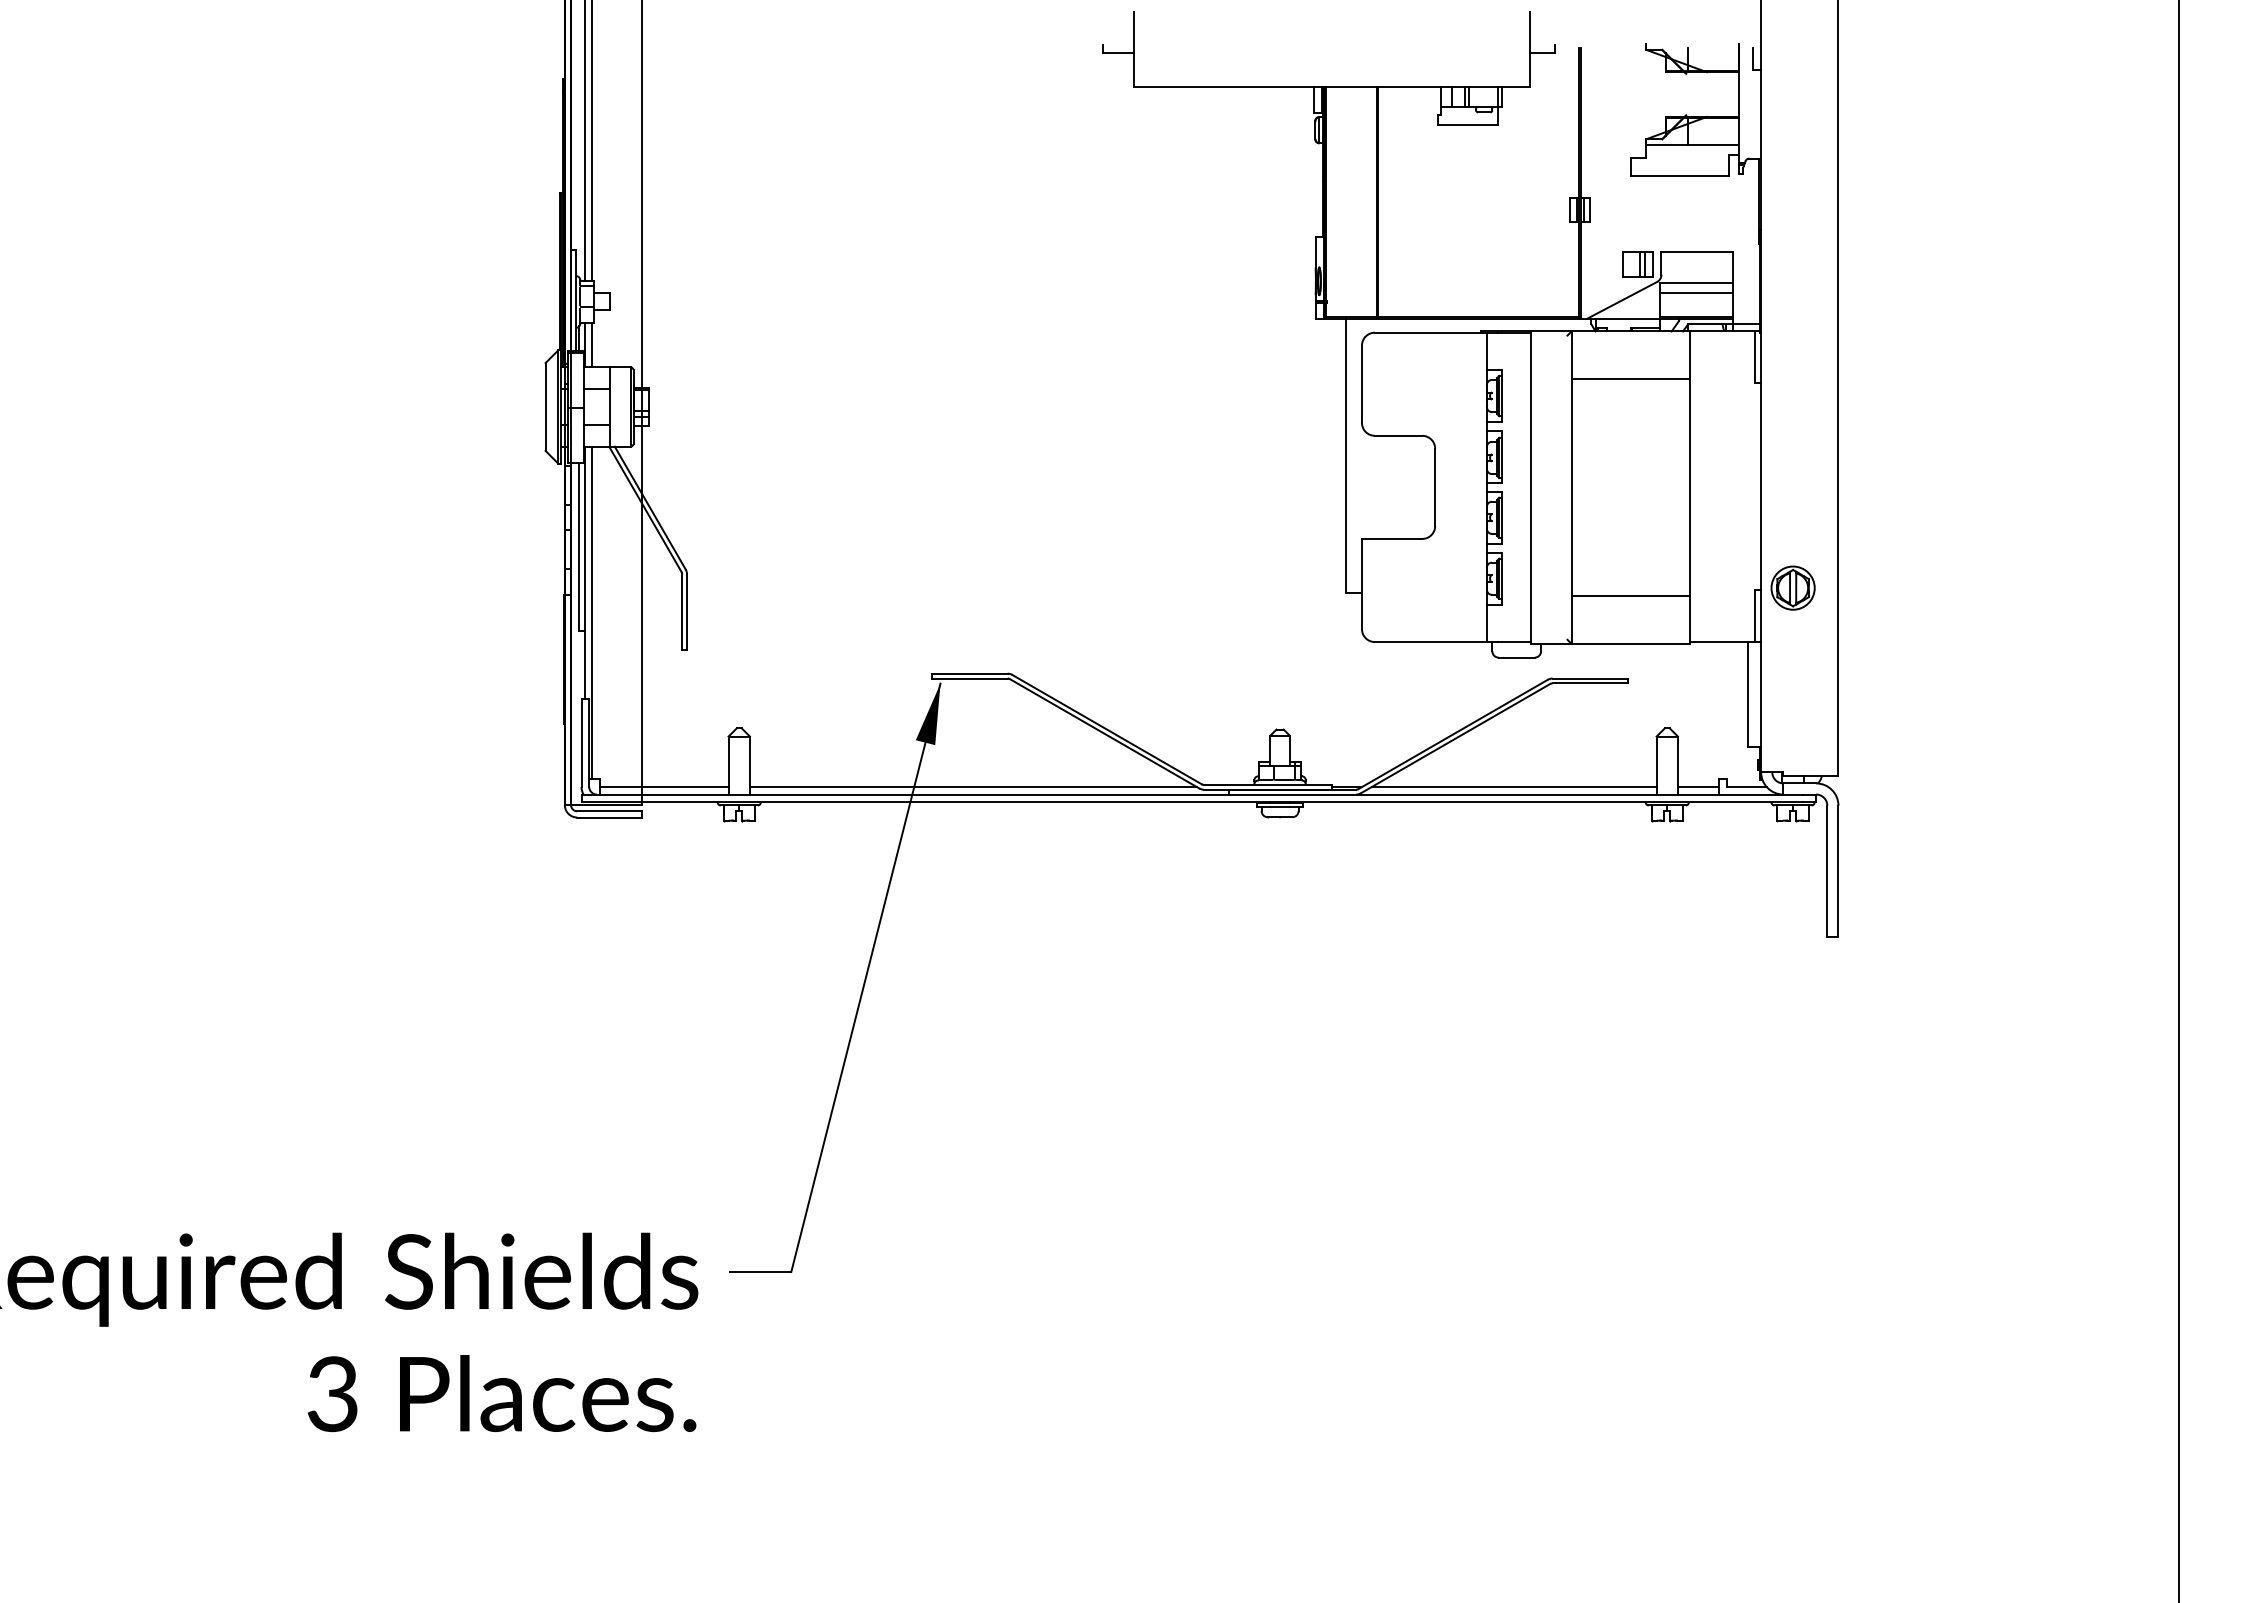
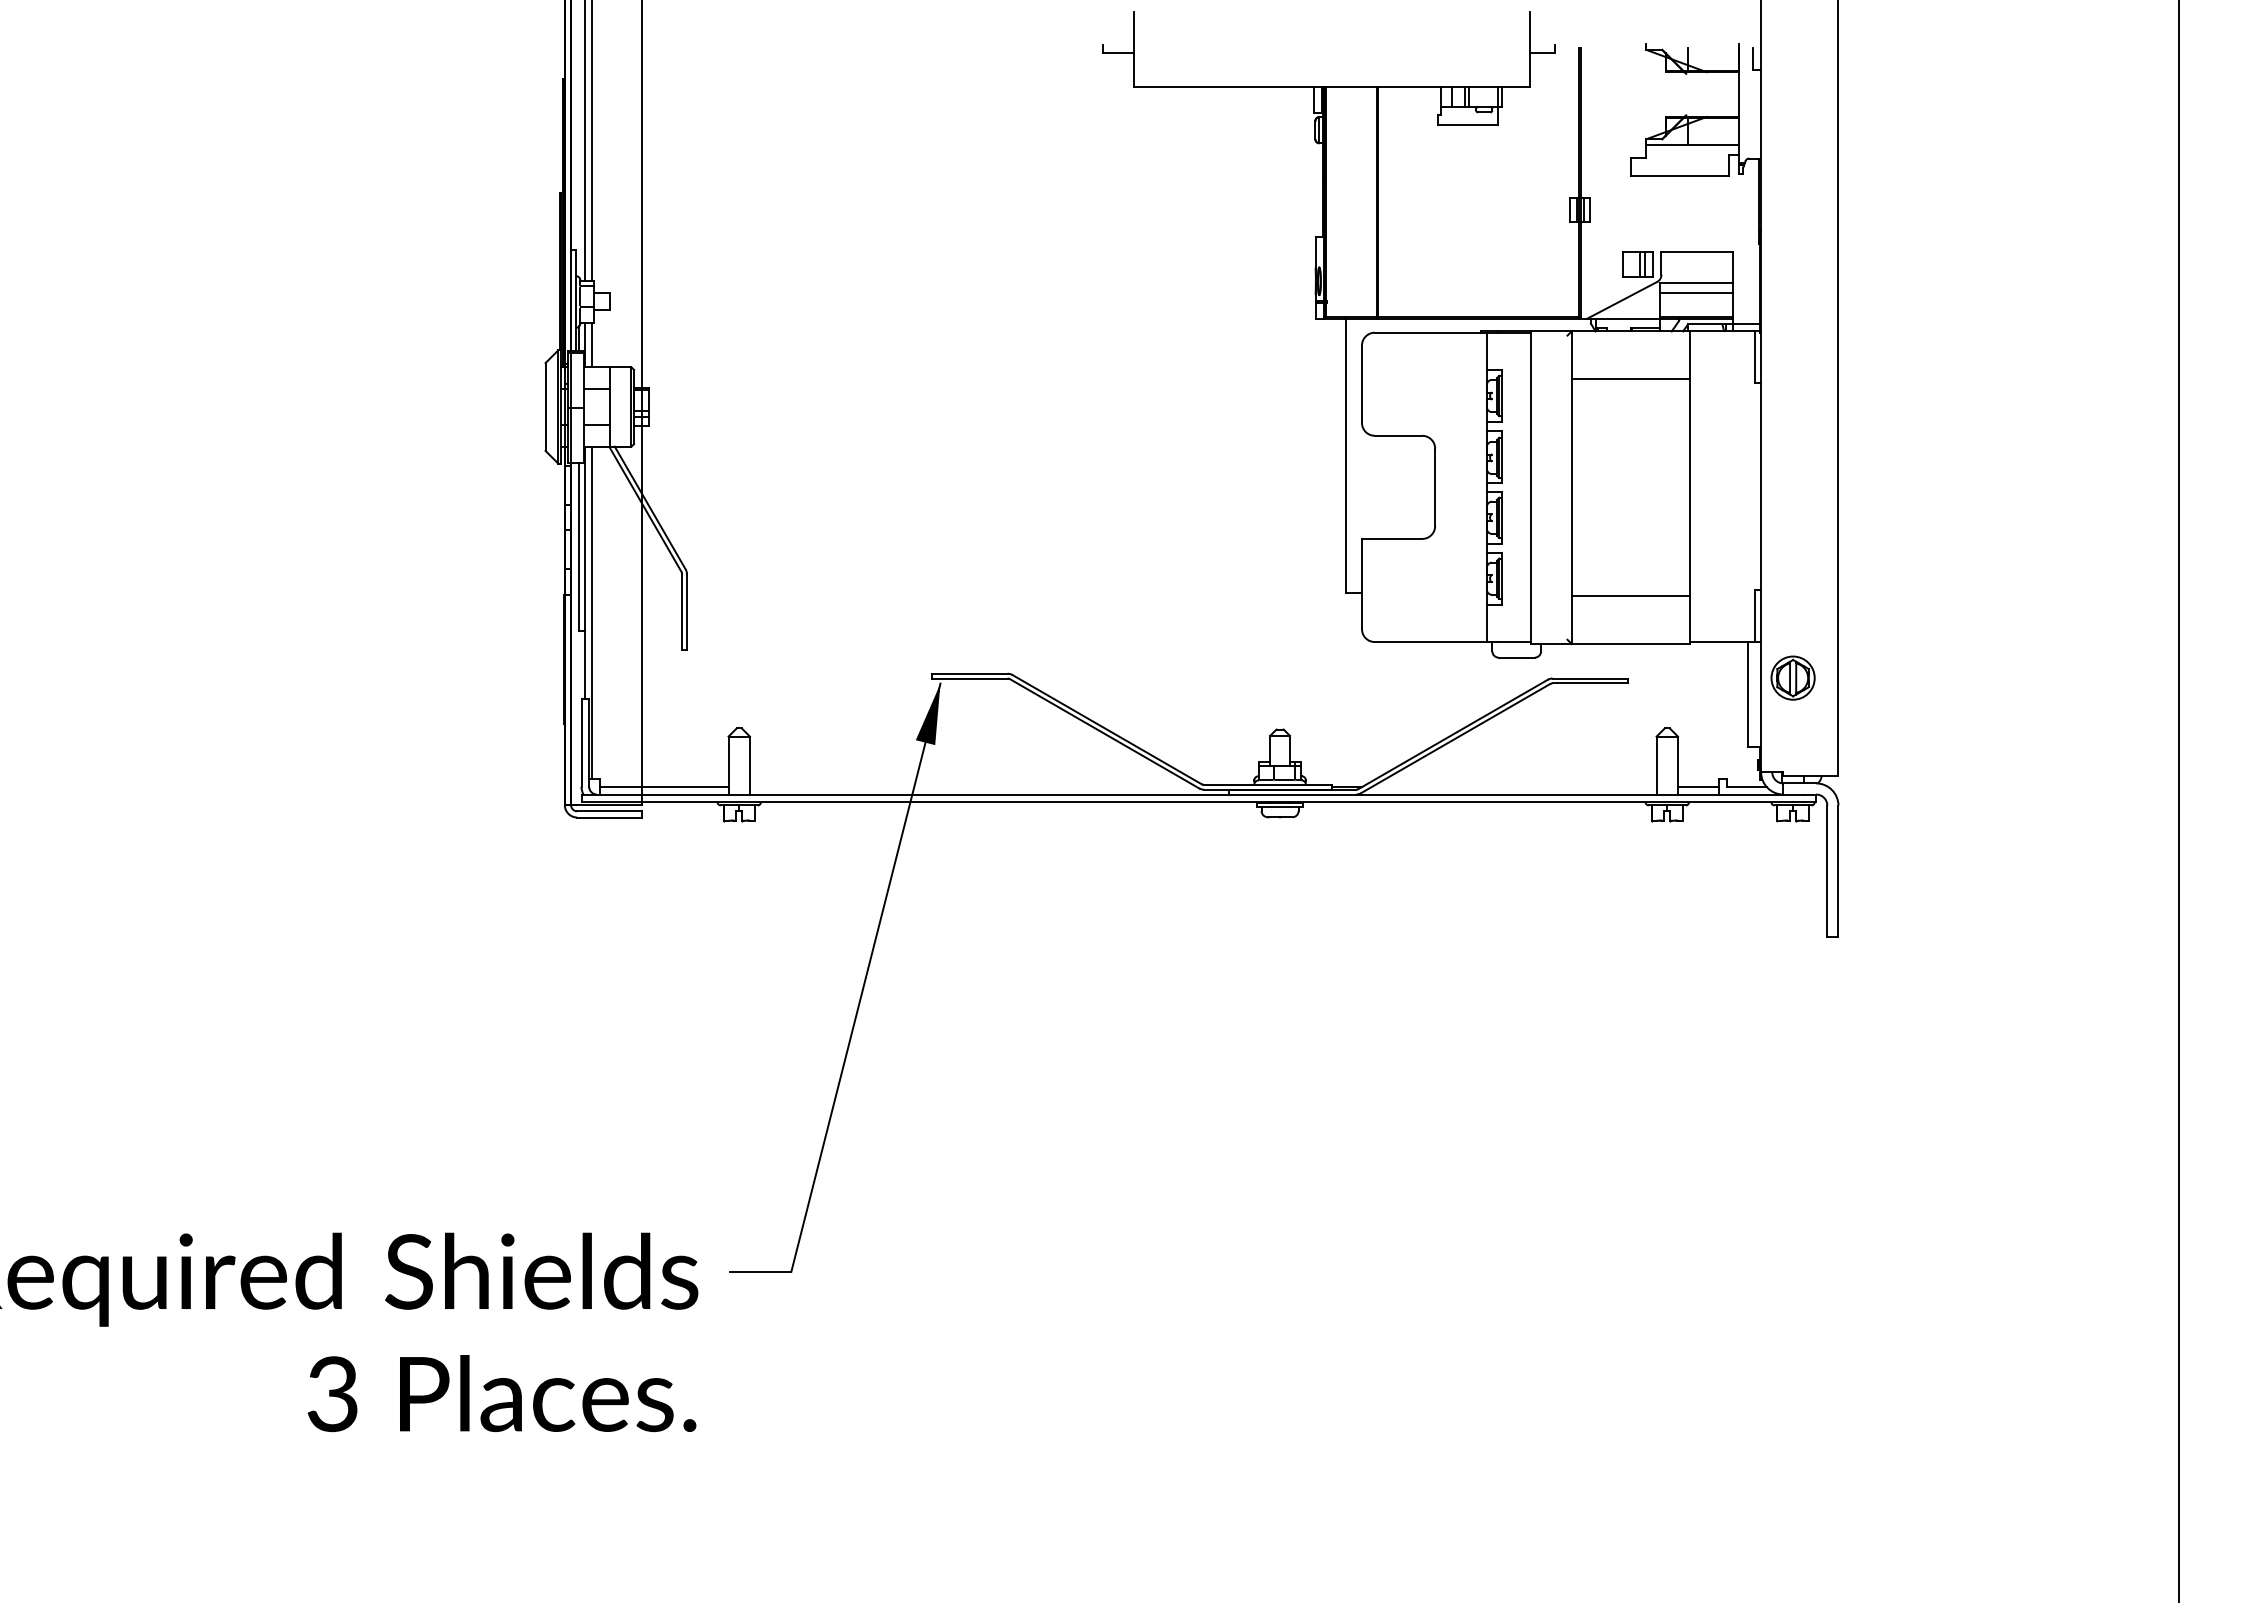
part position: (1792, 587) -> (1792, 677) (1792, 677)
line: present -> none (972, 786)
line: present -> none (1514, 786)
